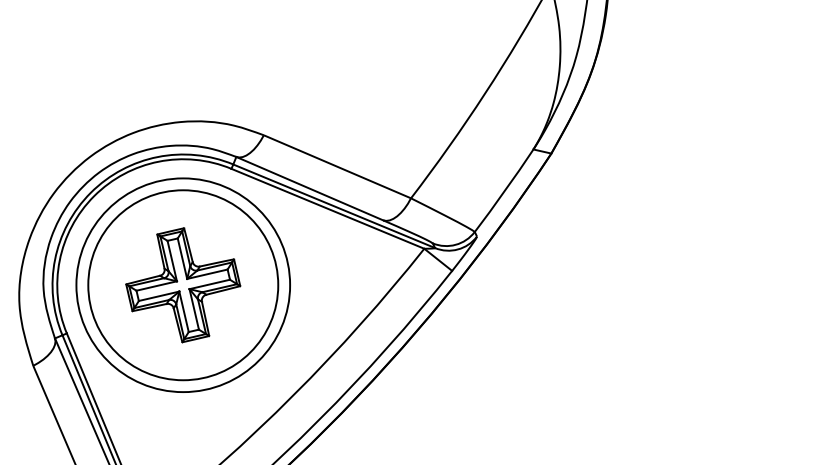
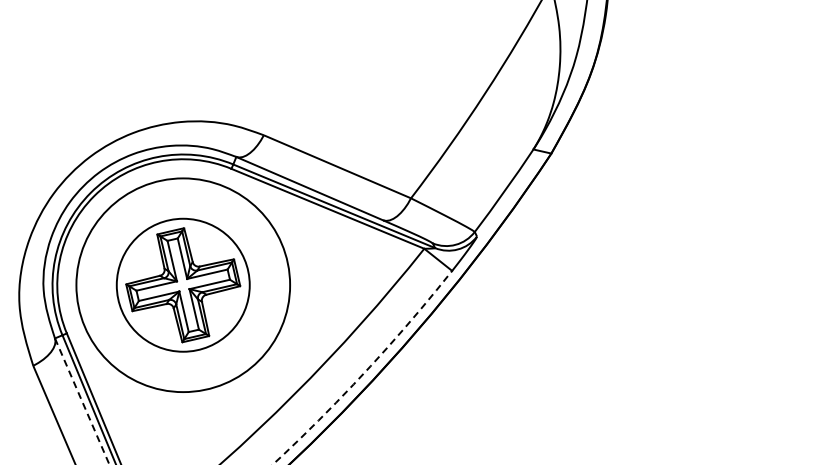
circle diameter: 190 px -> 133 px (182, 284)
arc: solid -> dashed (365, 371)
line: solid -> dashed (82, 401)
